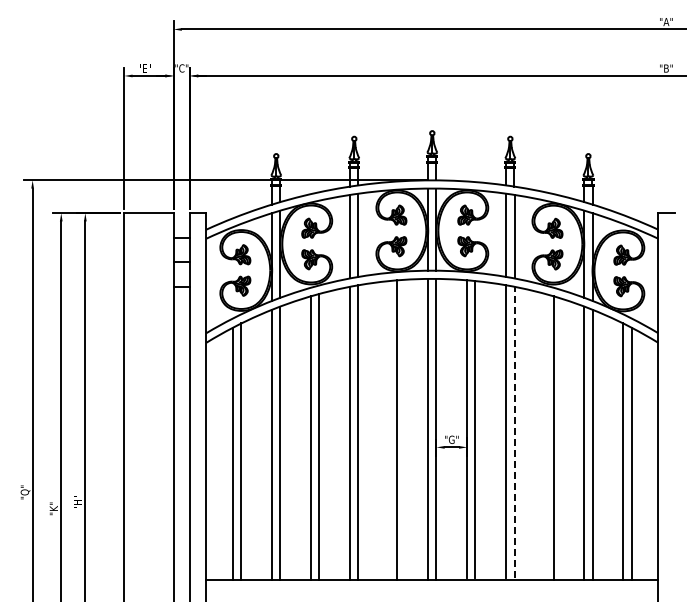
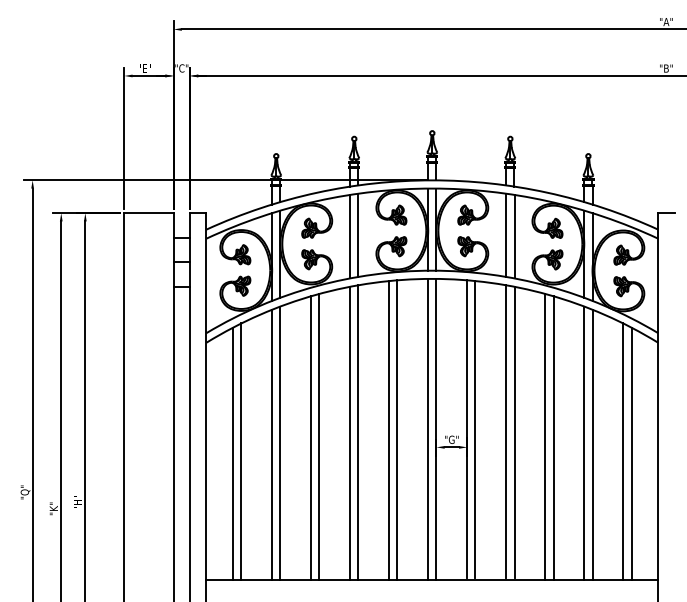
line: none -> present (389, 430)
line: dashed -> solid (514, 432)
line: none -> present (545, 436)
